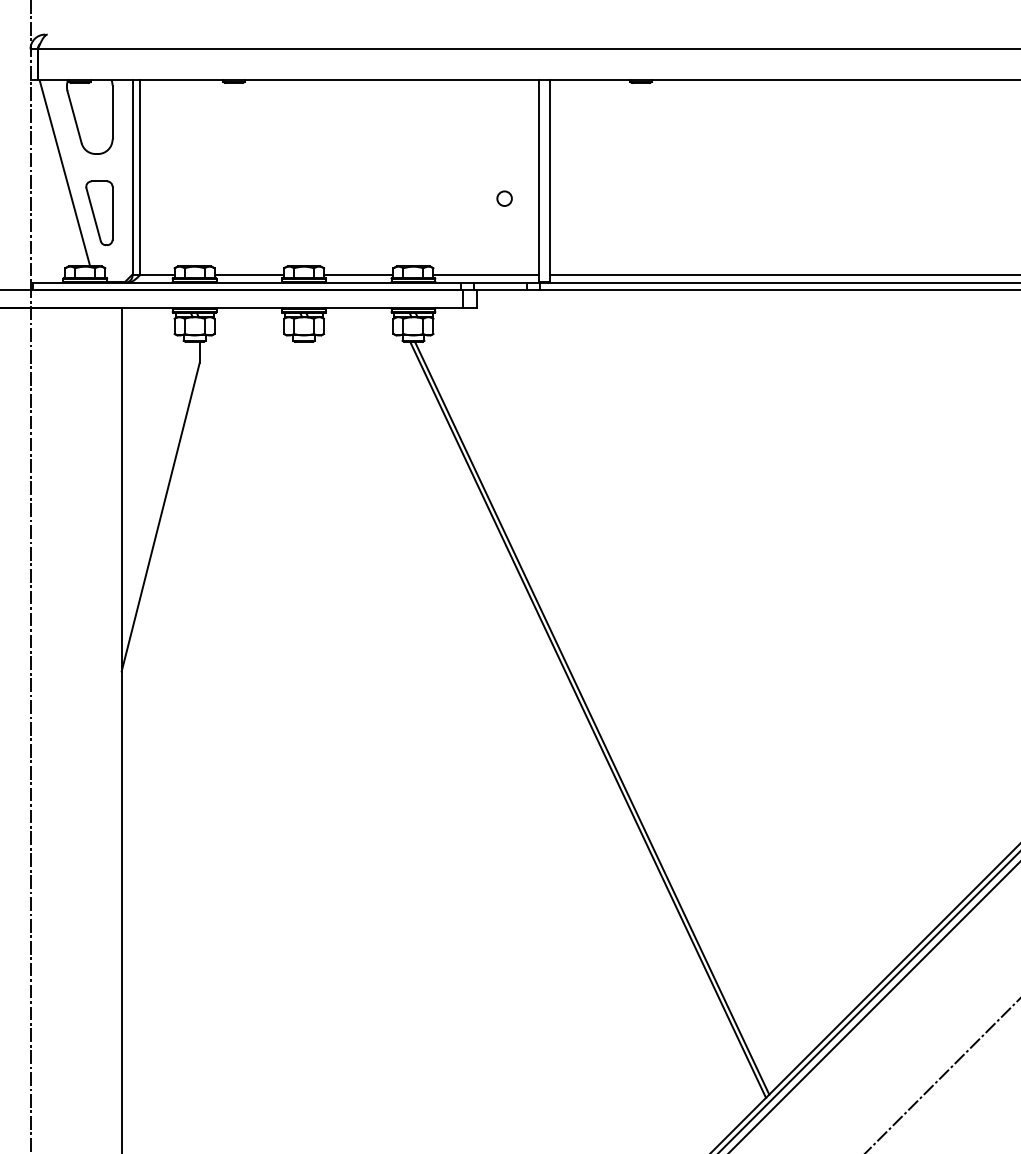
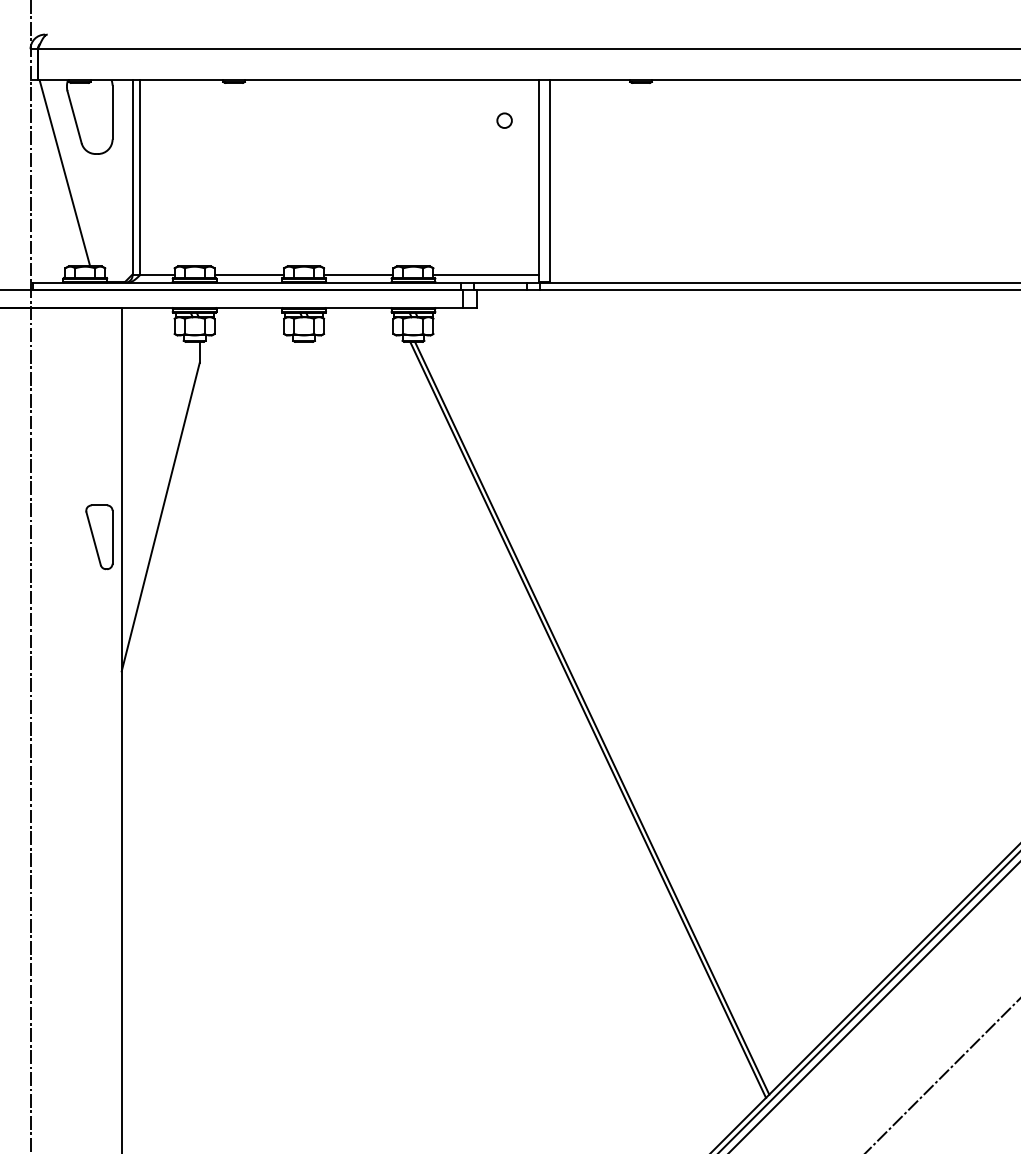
circle position: (504, 198) -> (504, 120) (504, 120)
part position: (99, 213) -> (99, 537) (99, 537)
line: present -> none (783, 275)
